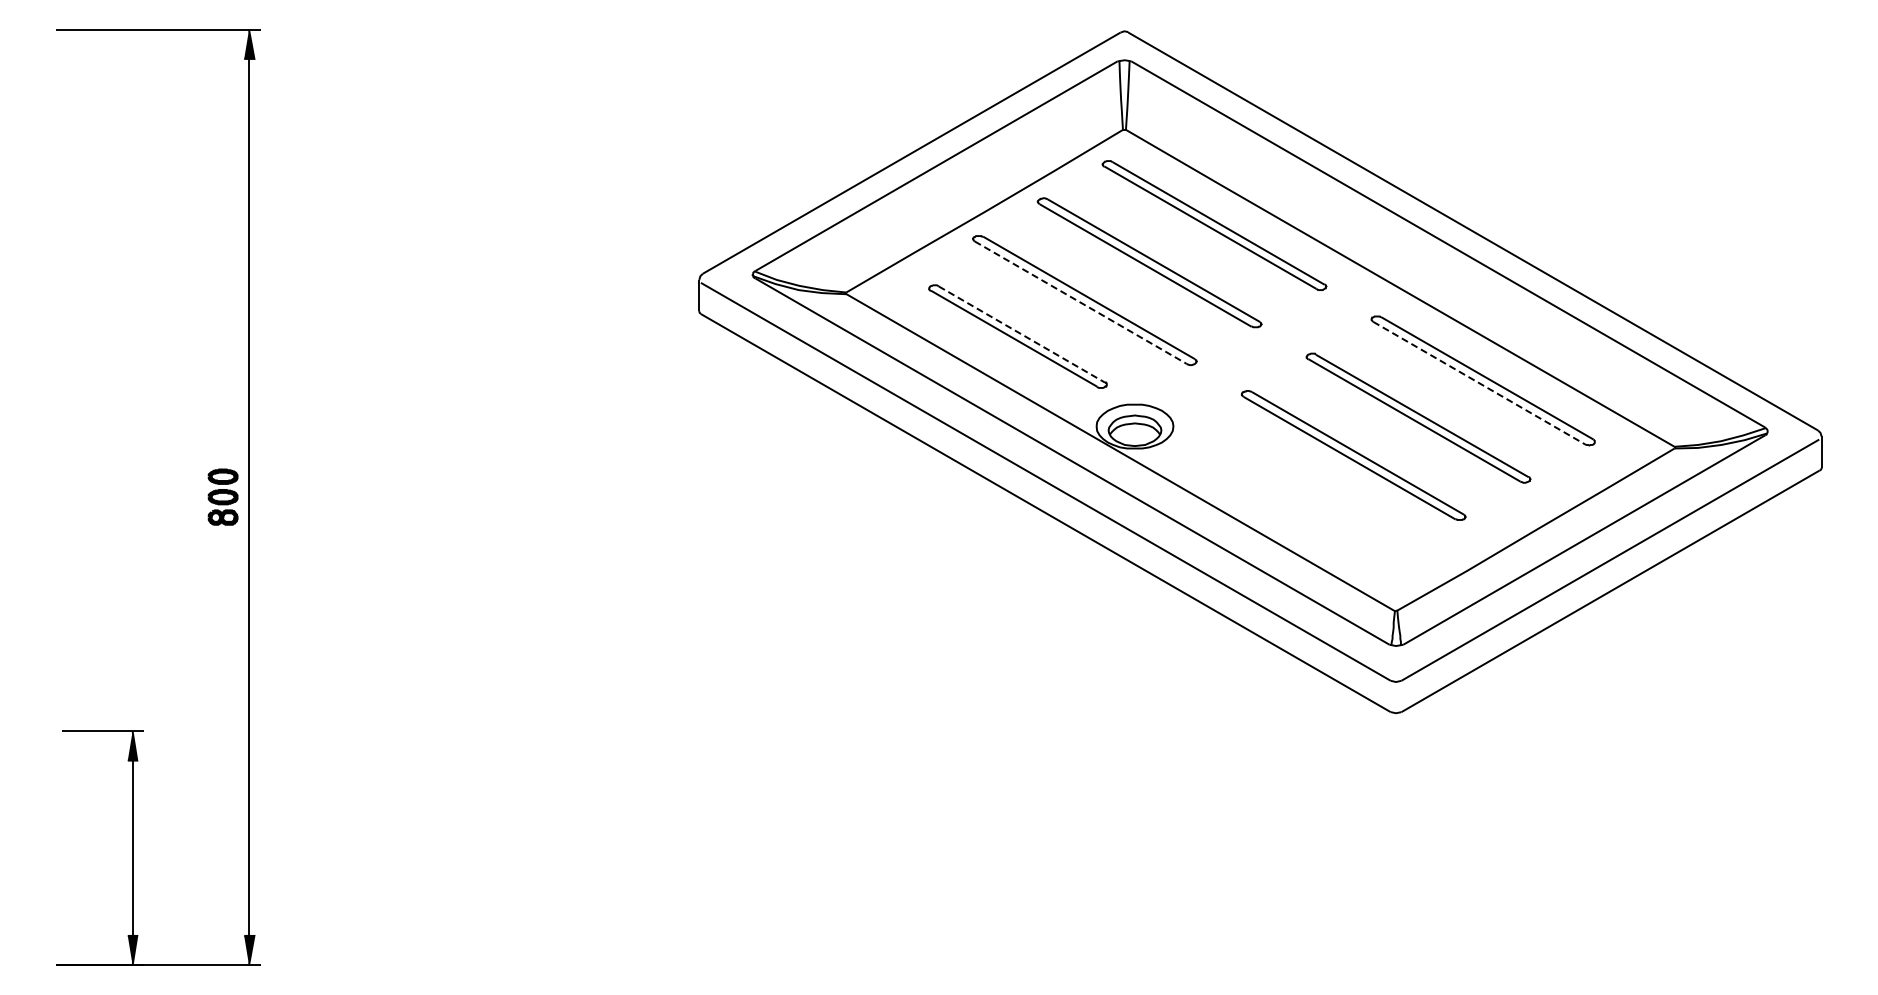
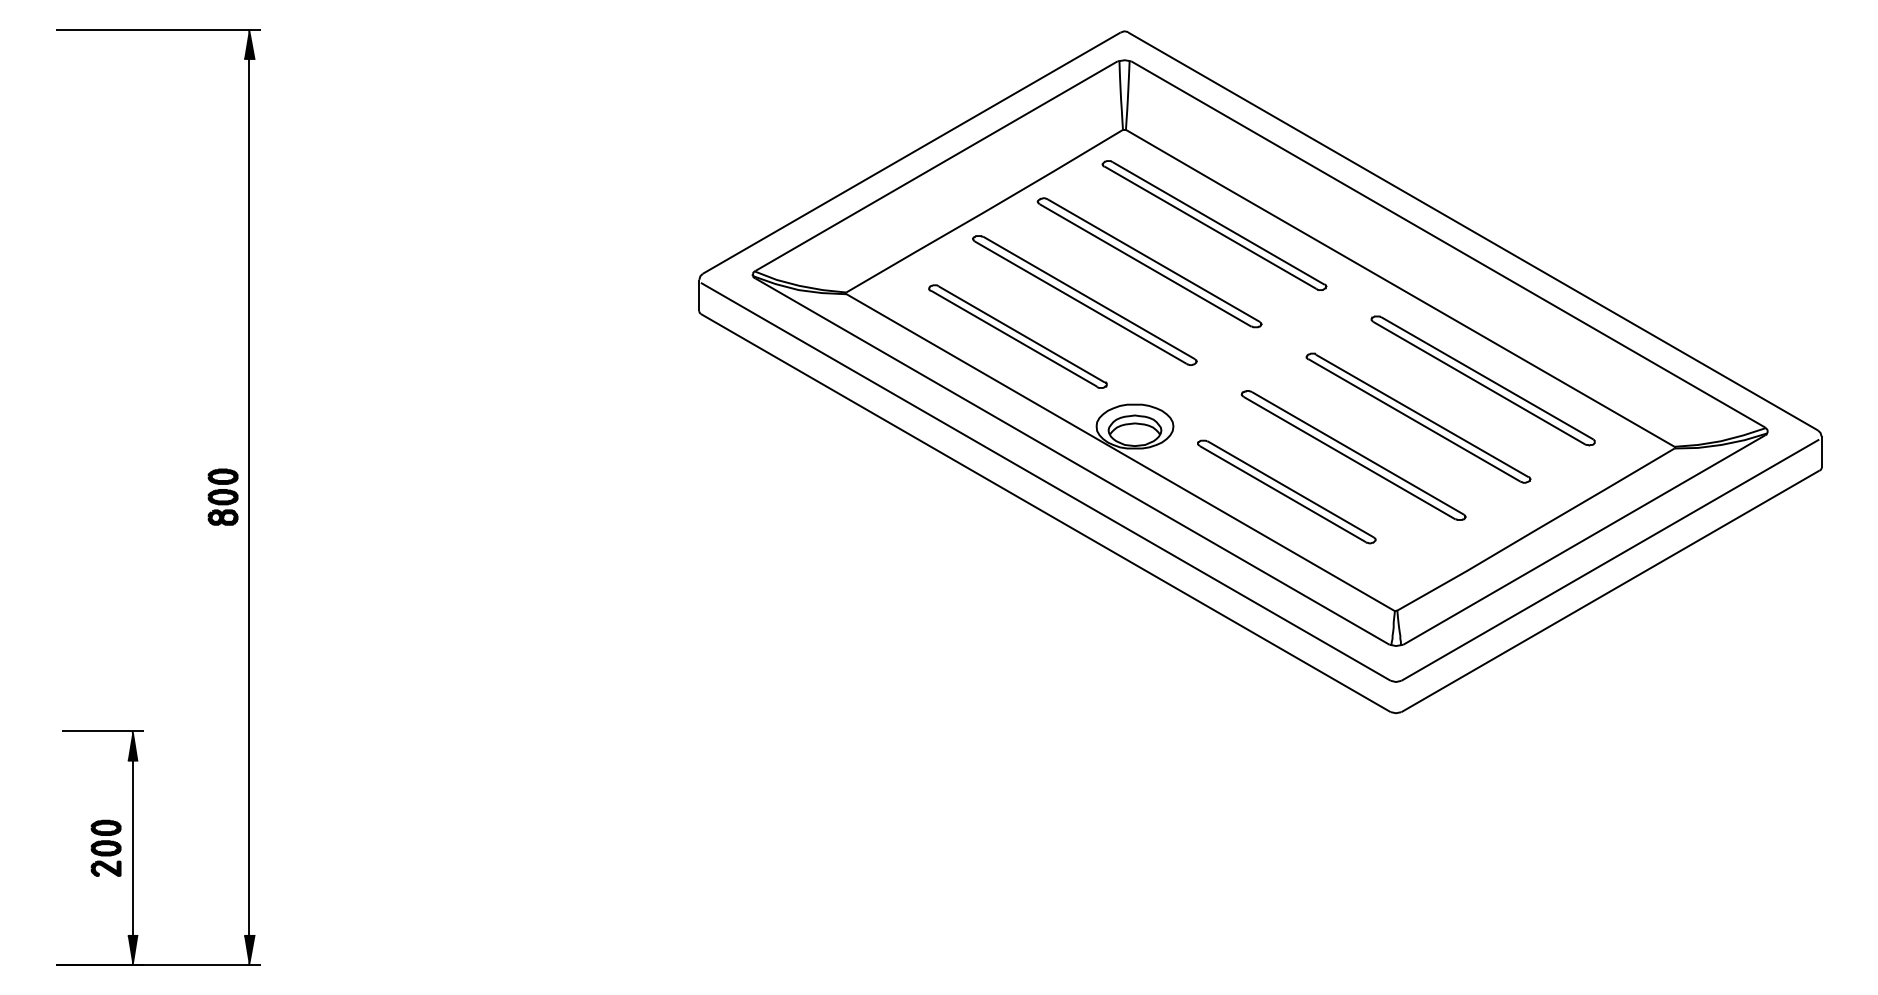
line: dashed -> solid (1081, 302)
line: dashed -> solid (1022, 334)
line: dashed -> solid (1479, 383)
part: none -> present (1286, 491)
part: none -> present (105, 847)
